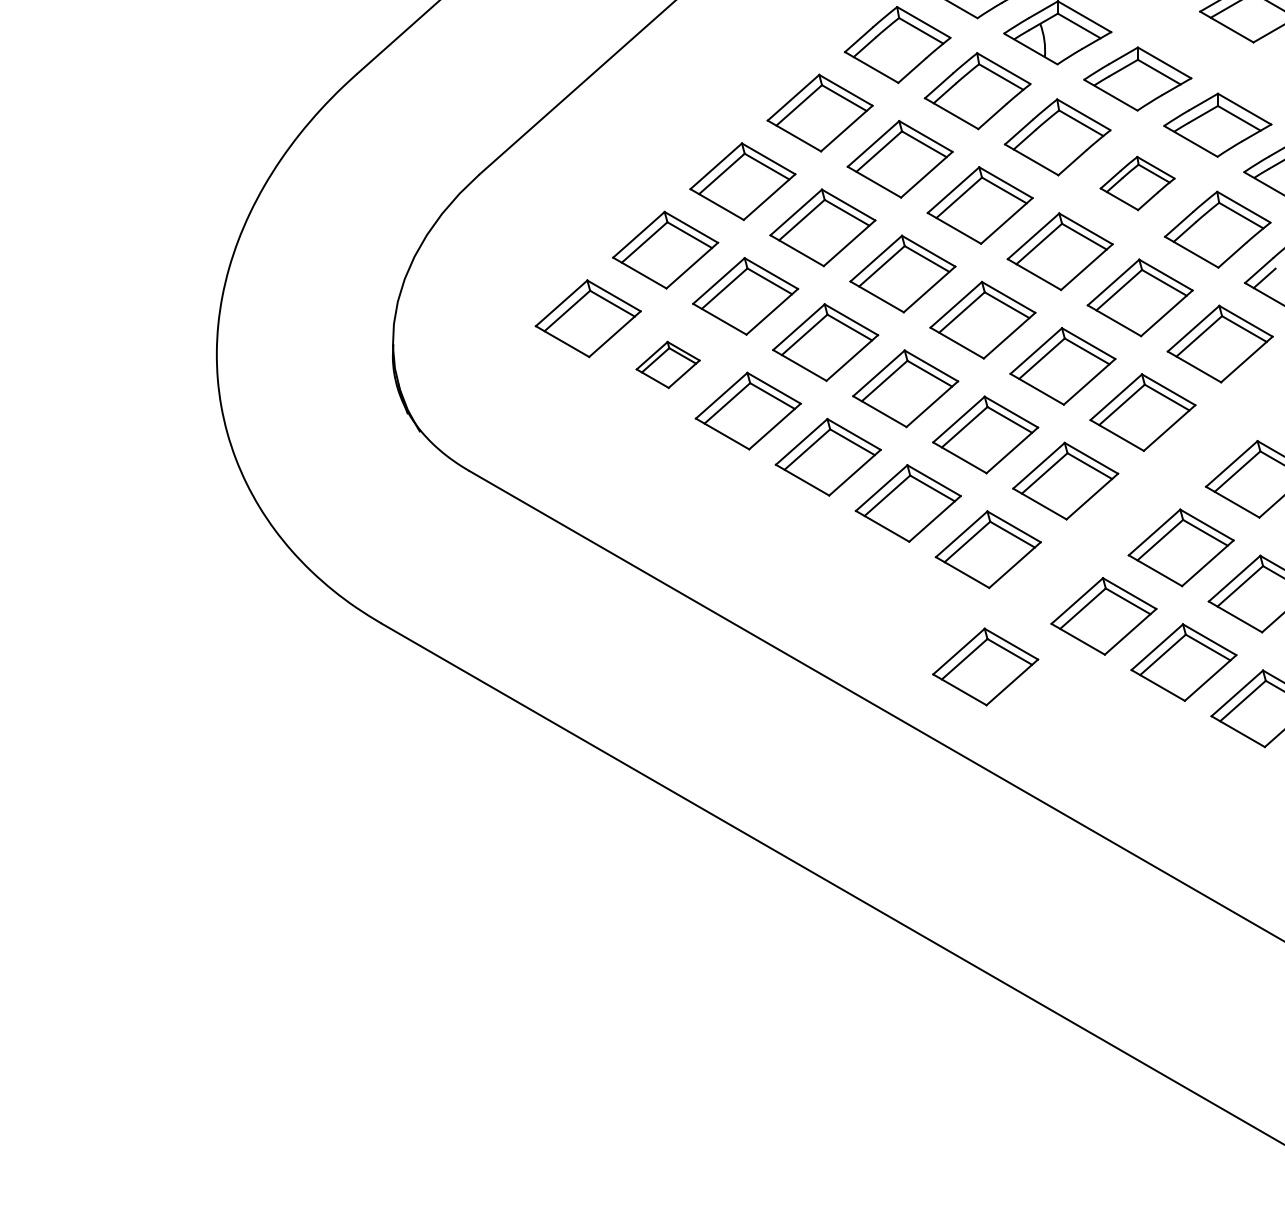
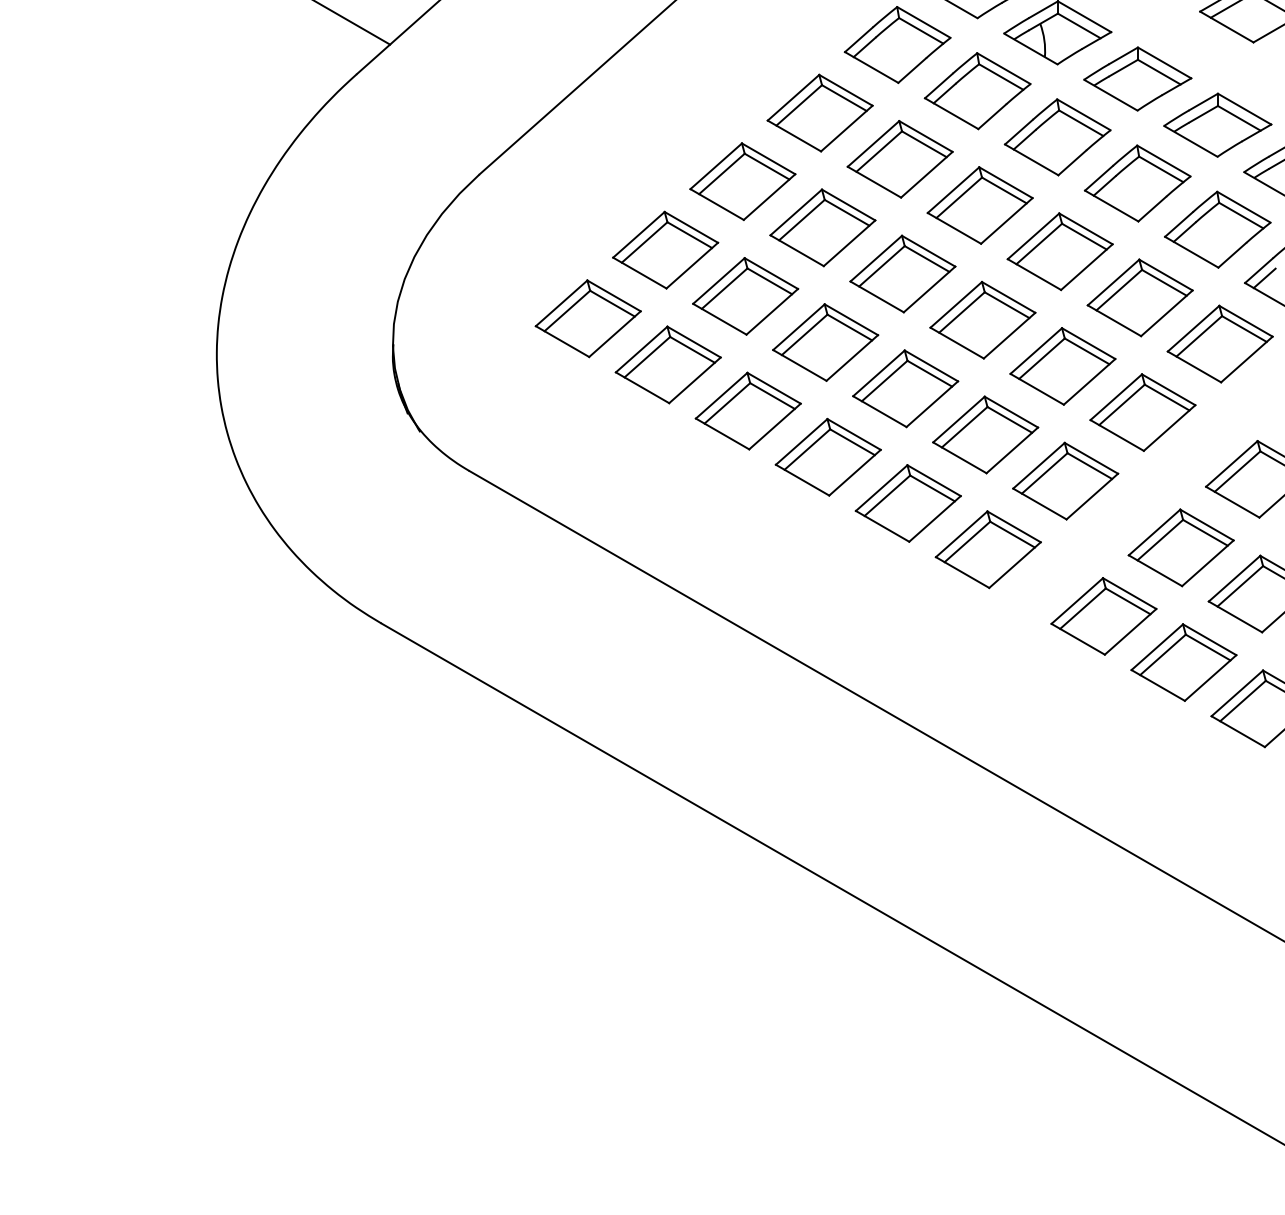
line: none -> present (353, 23)
part size: 77x56 px -> 109x79 px (1137, 183)
part size: 66x49 px -> 108x80 px (667, 364)
part: present -> none (985, 666)
